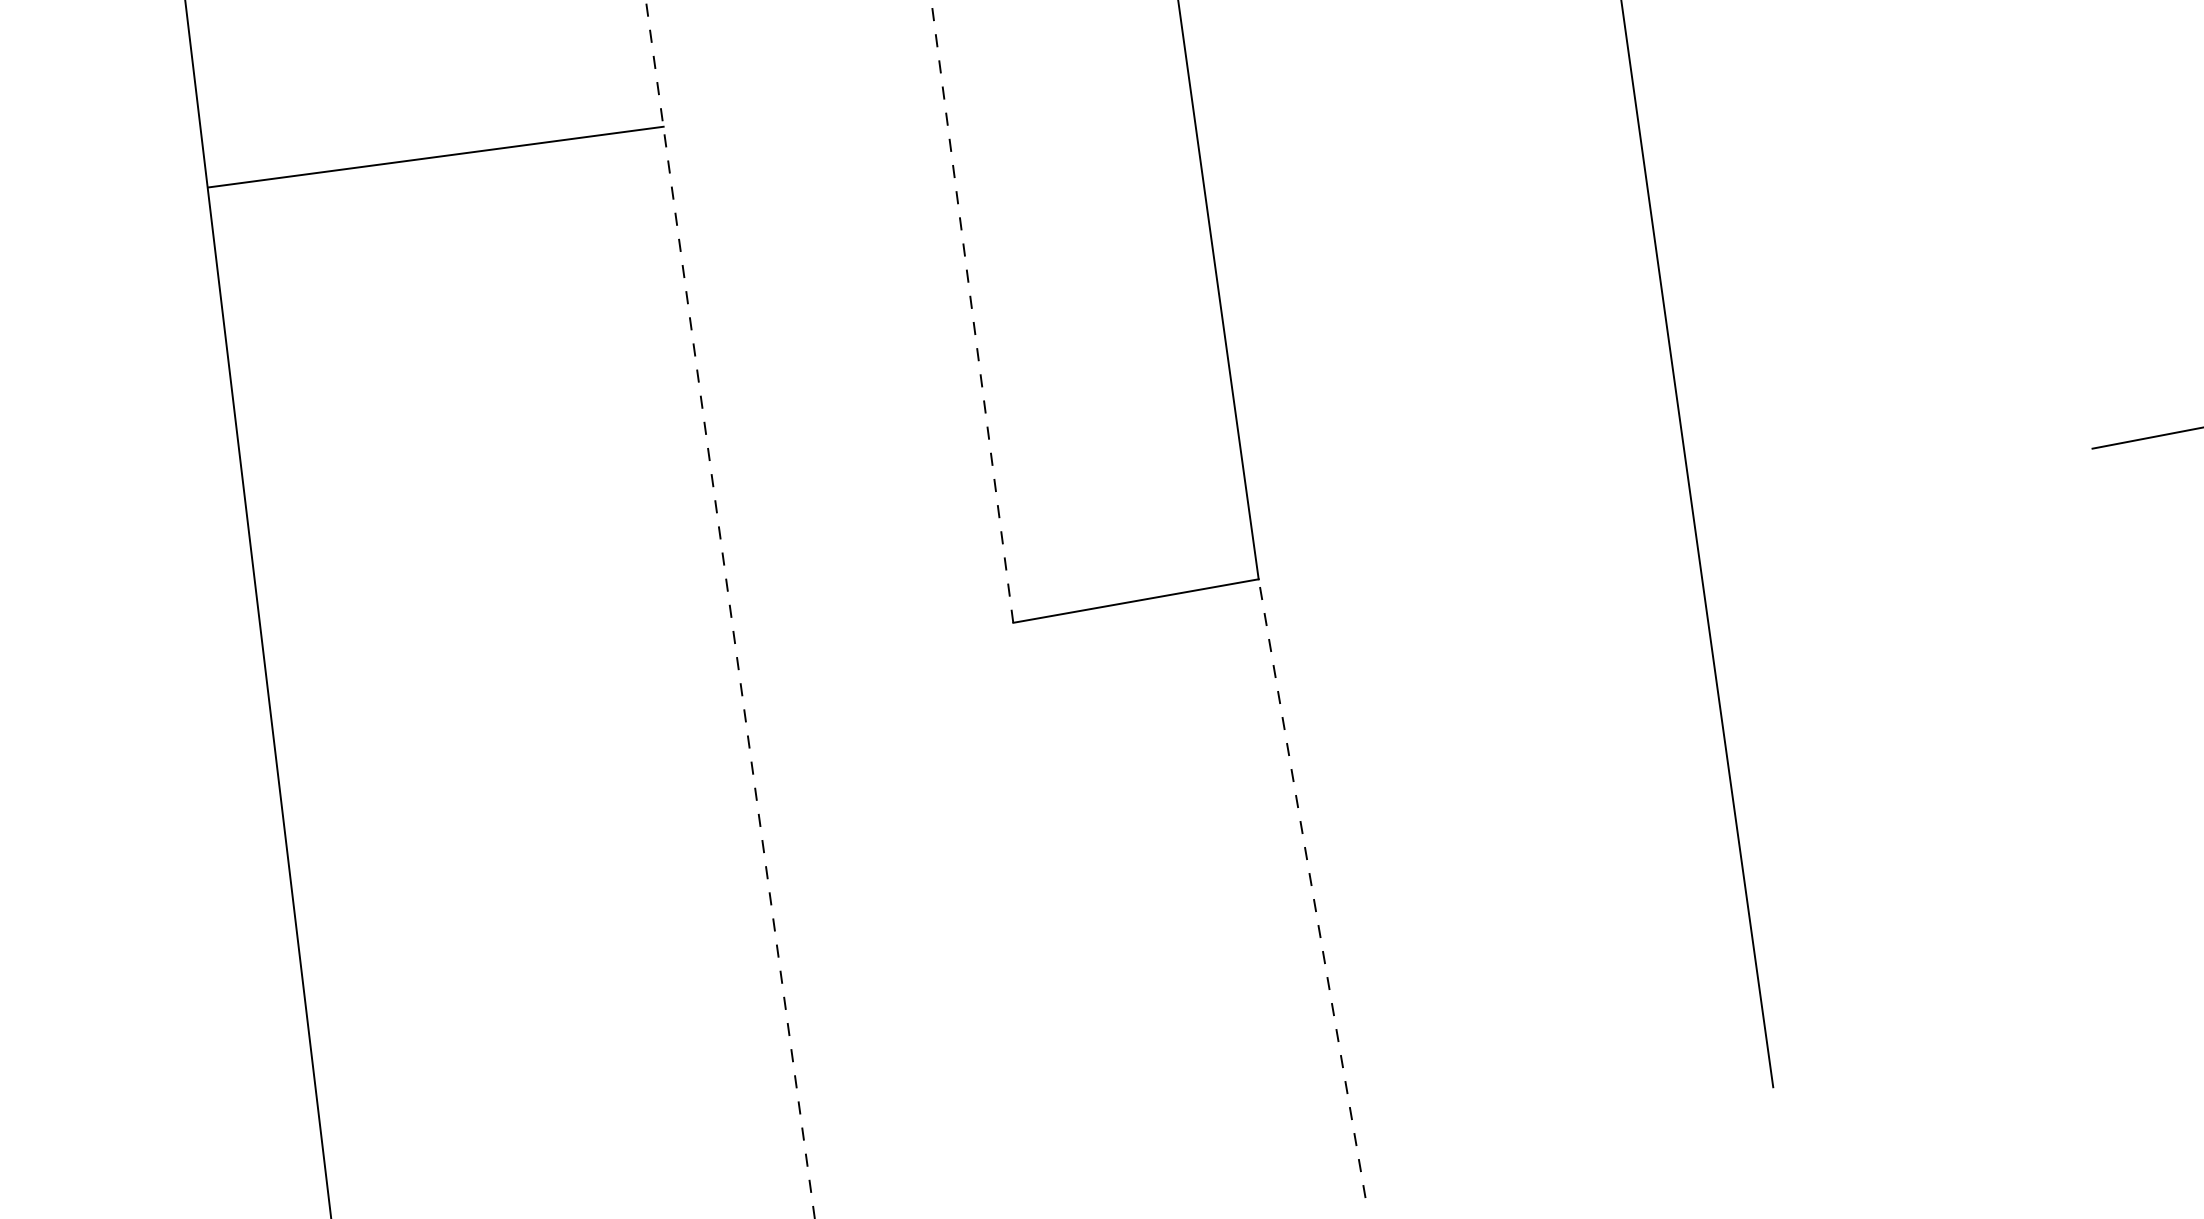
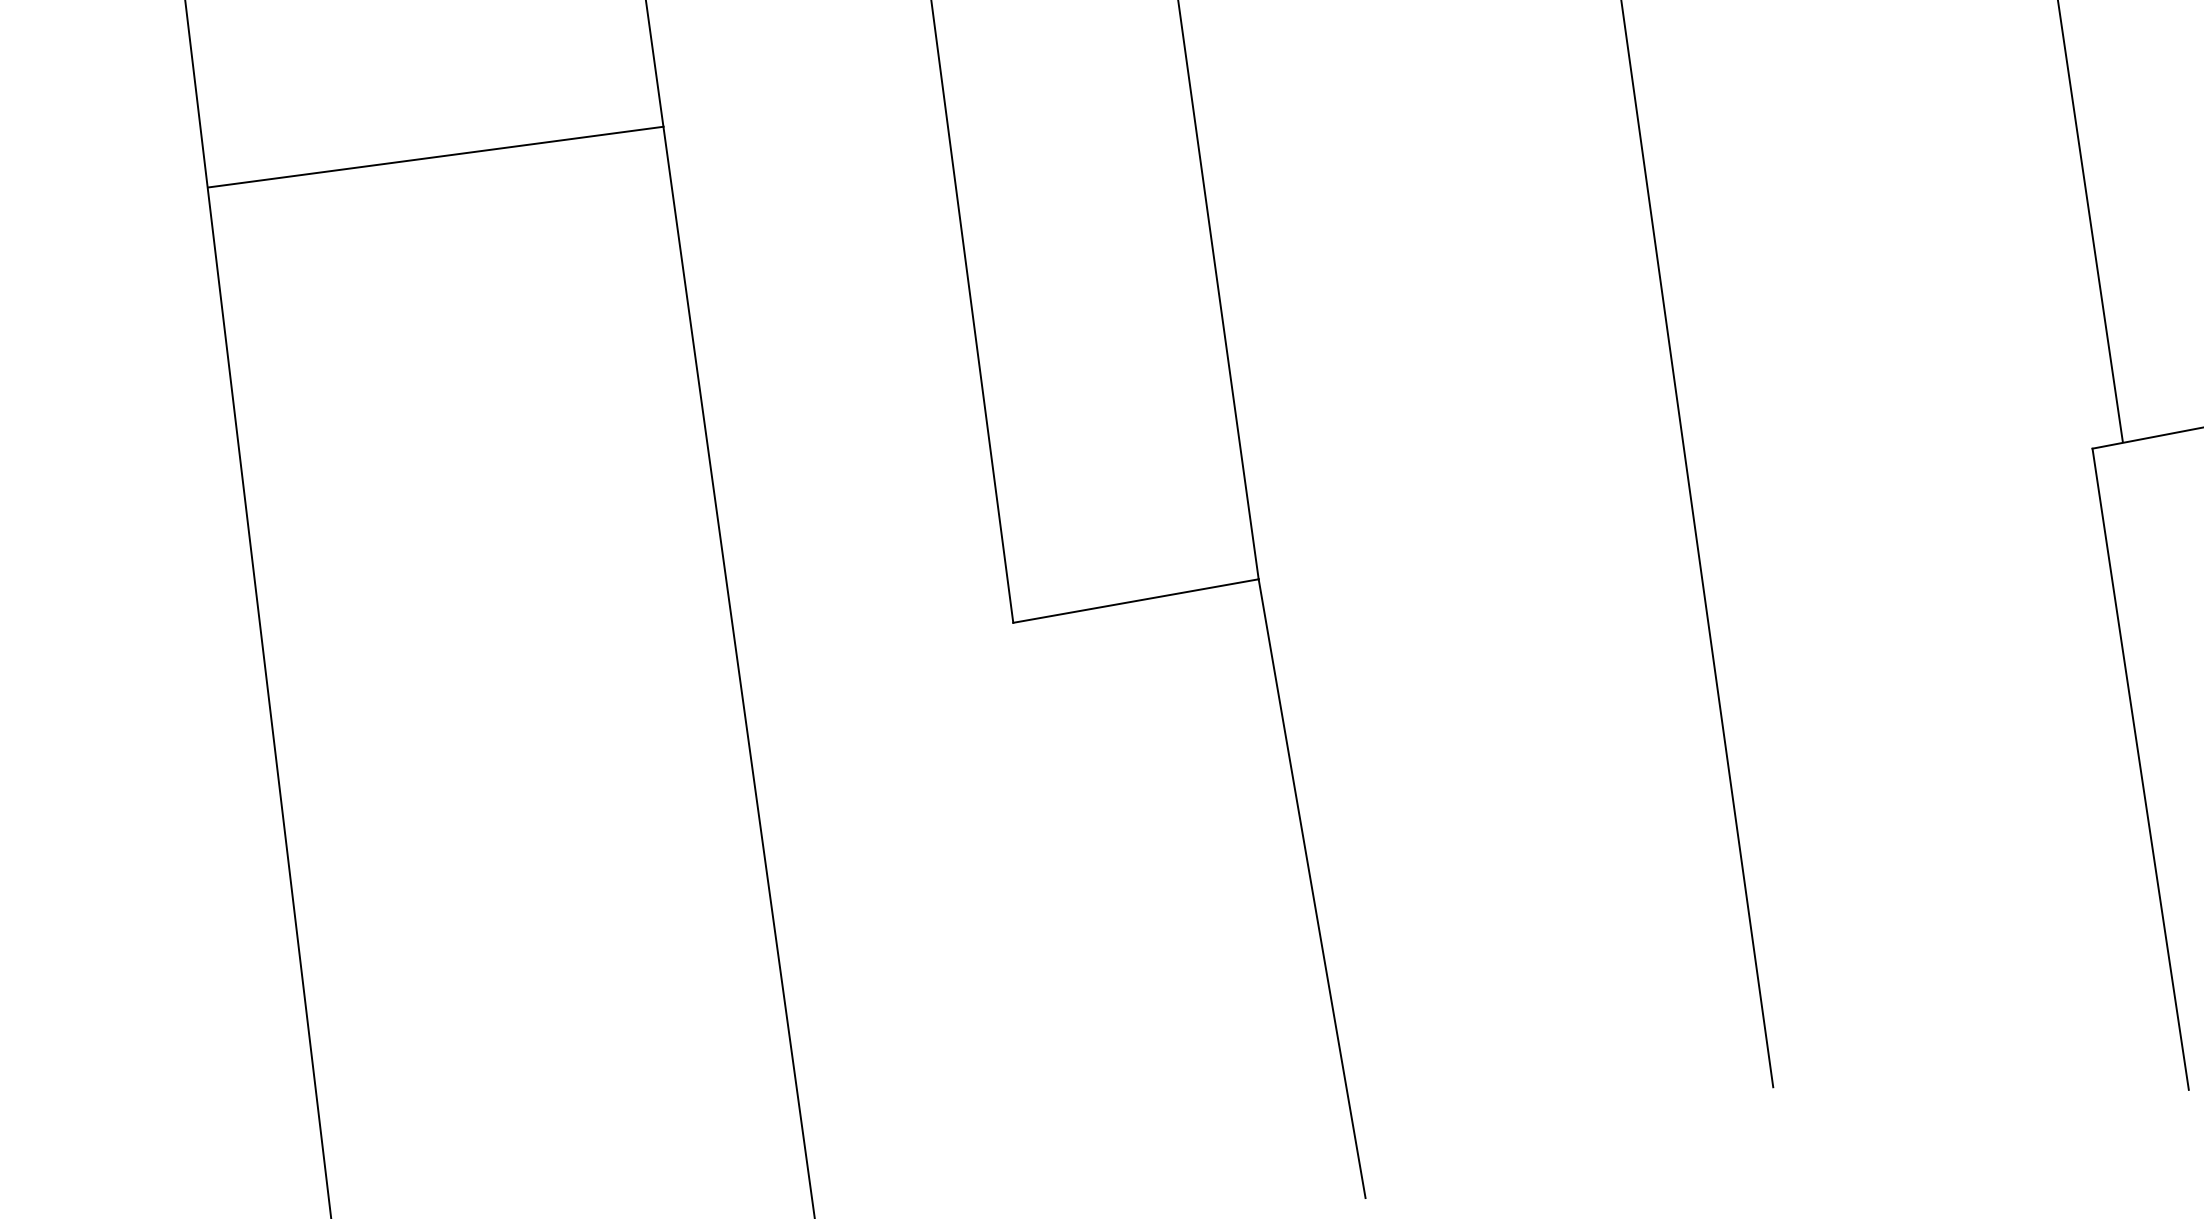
line: none -> present (2090, 222)
line: dashed -> solid (972, 311)
line: dashed -> solid (730, 609)
line: none -> present (2140, 768)
line: dashed -> solid (1312, 888)
